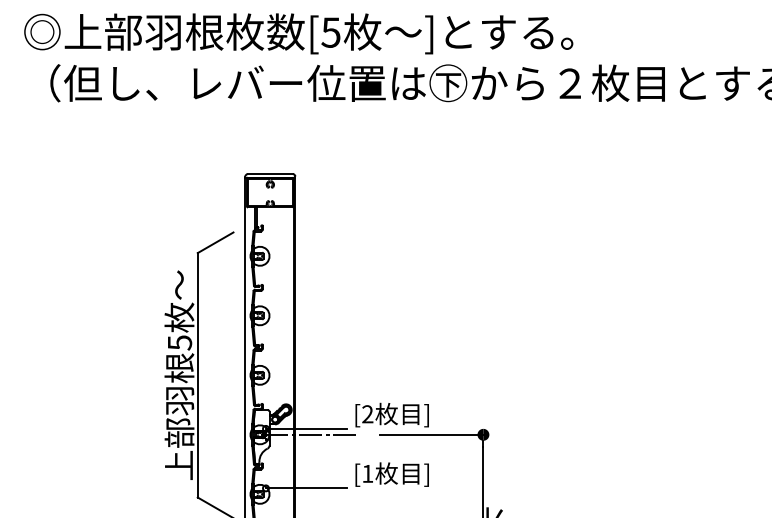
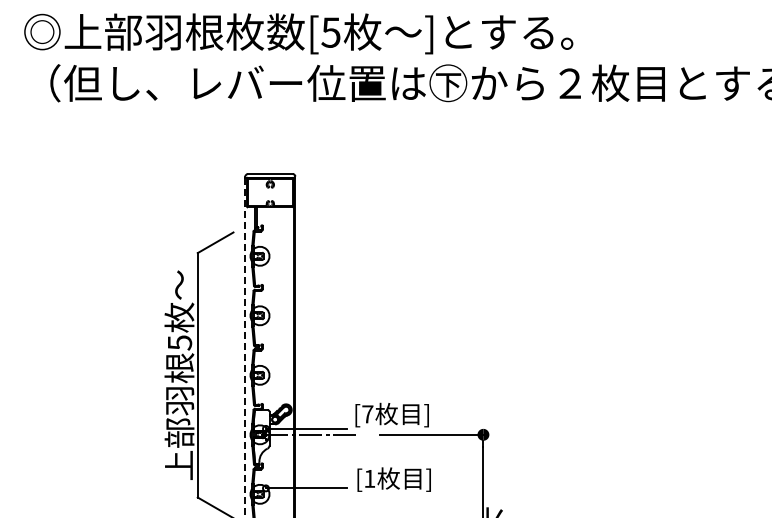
line: solid -> dashed (245, 347)
text: [2 -> [7 (367, 414)
text position: (391, 474) -> (393, 479) (393, 479)
